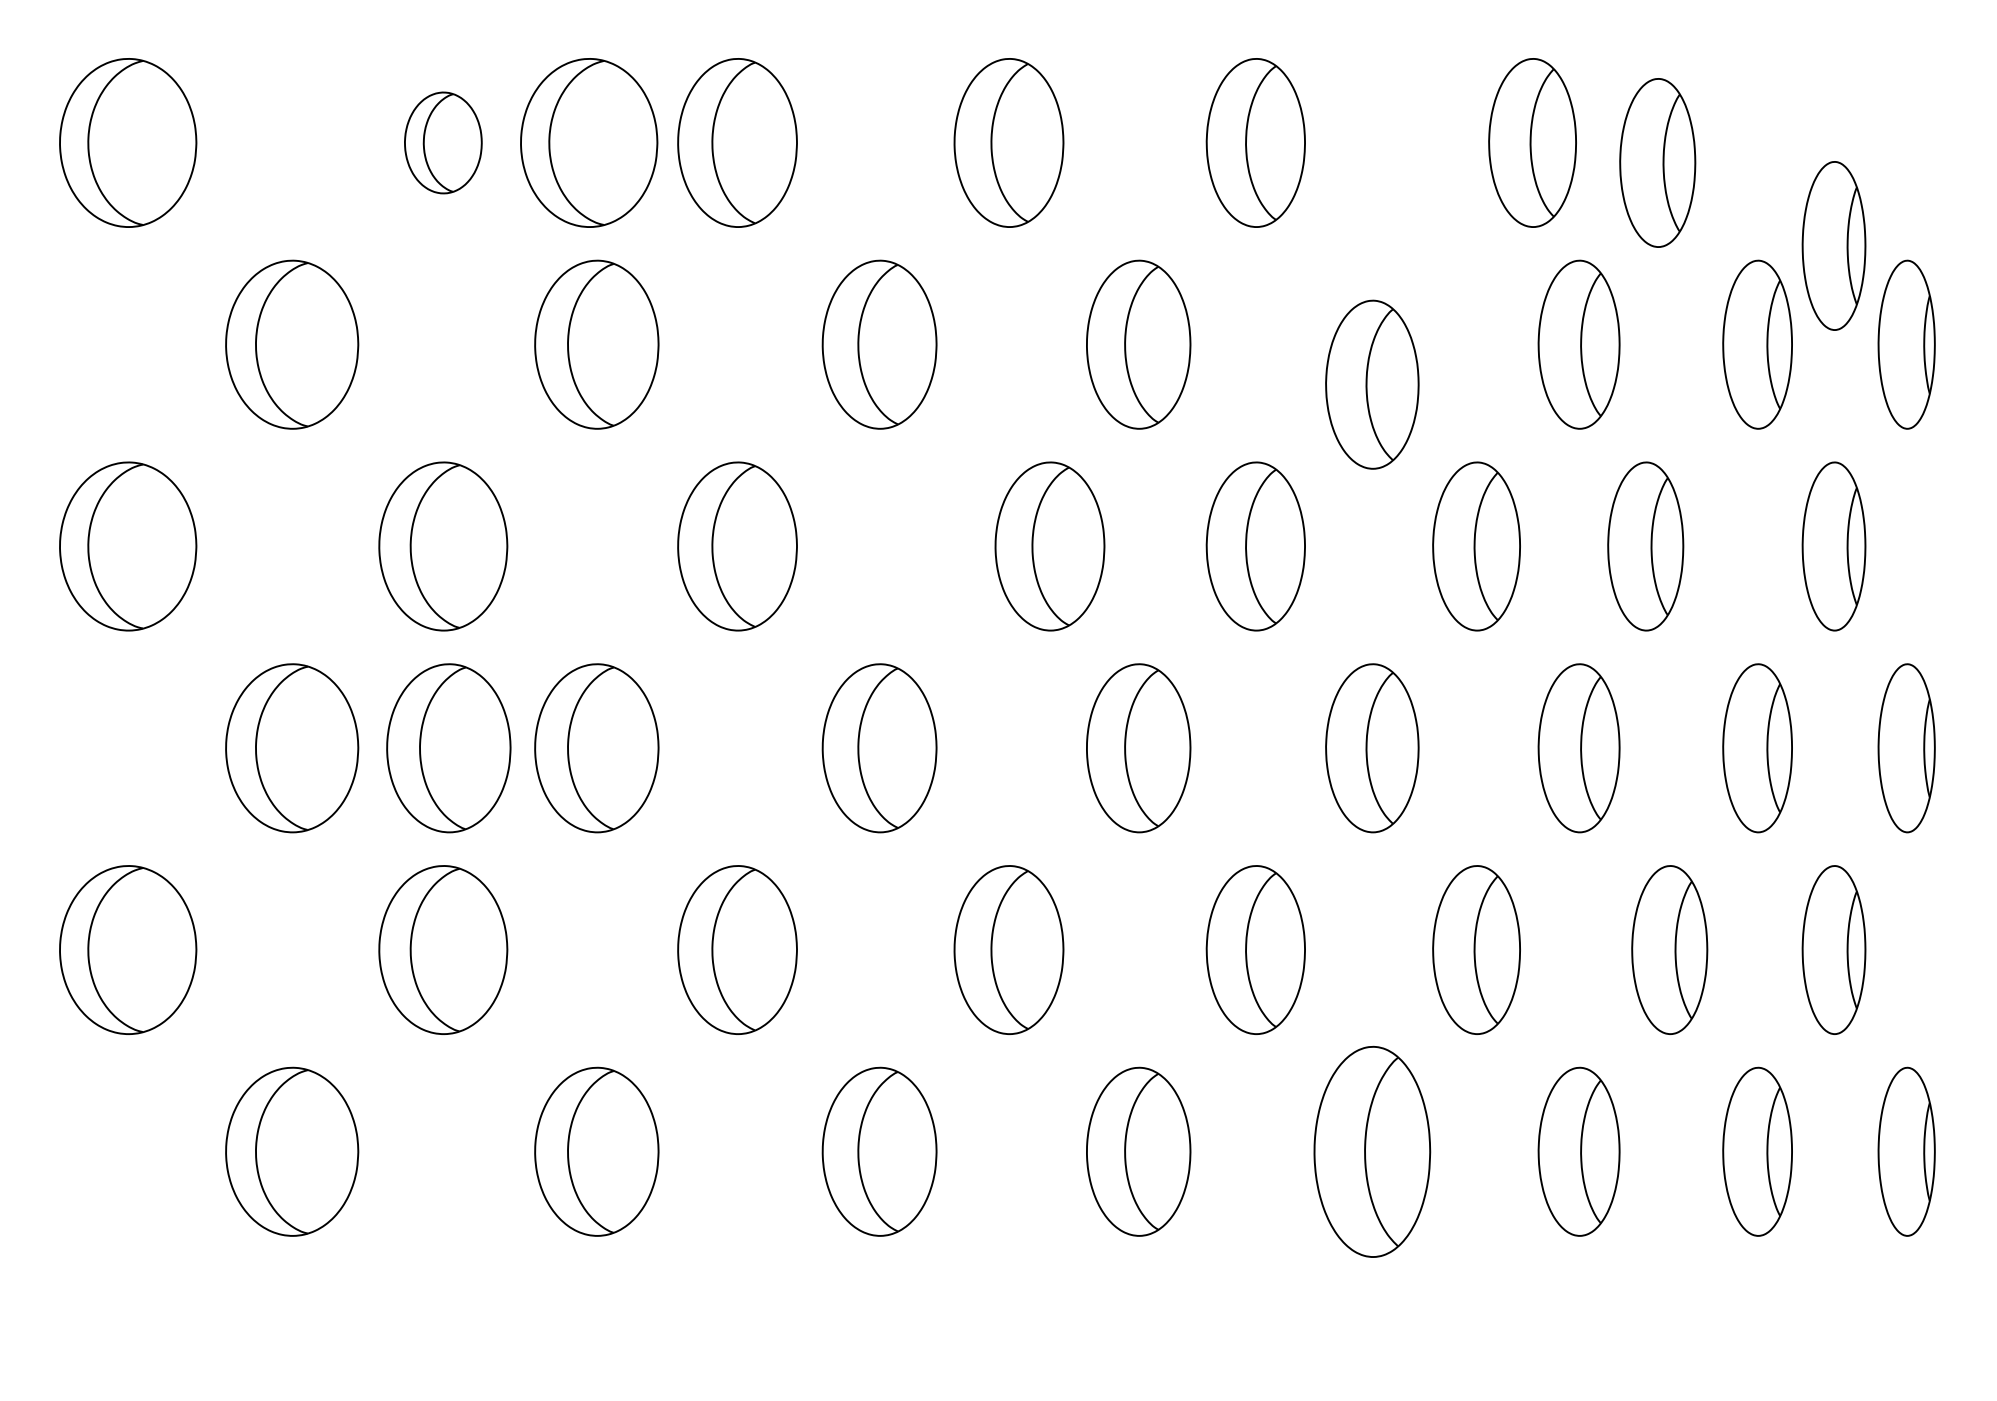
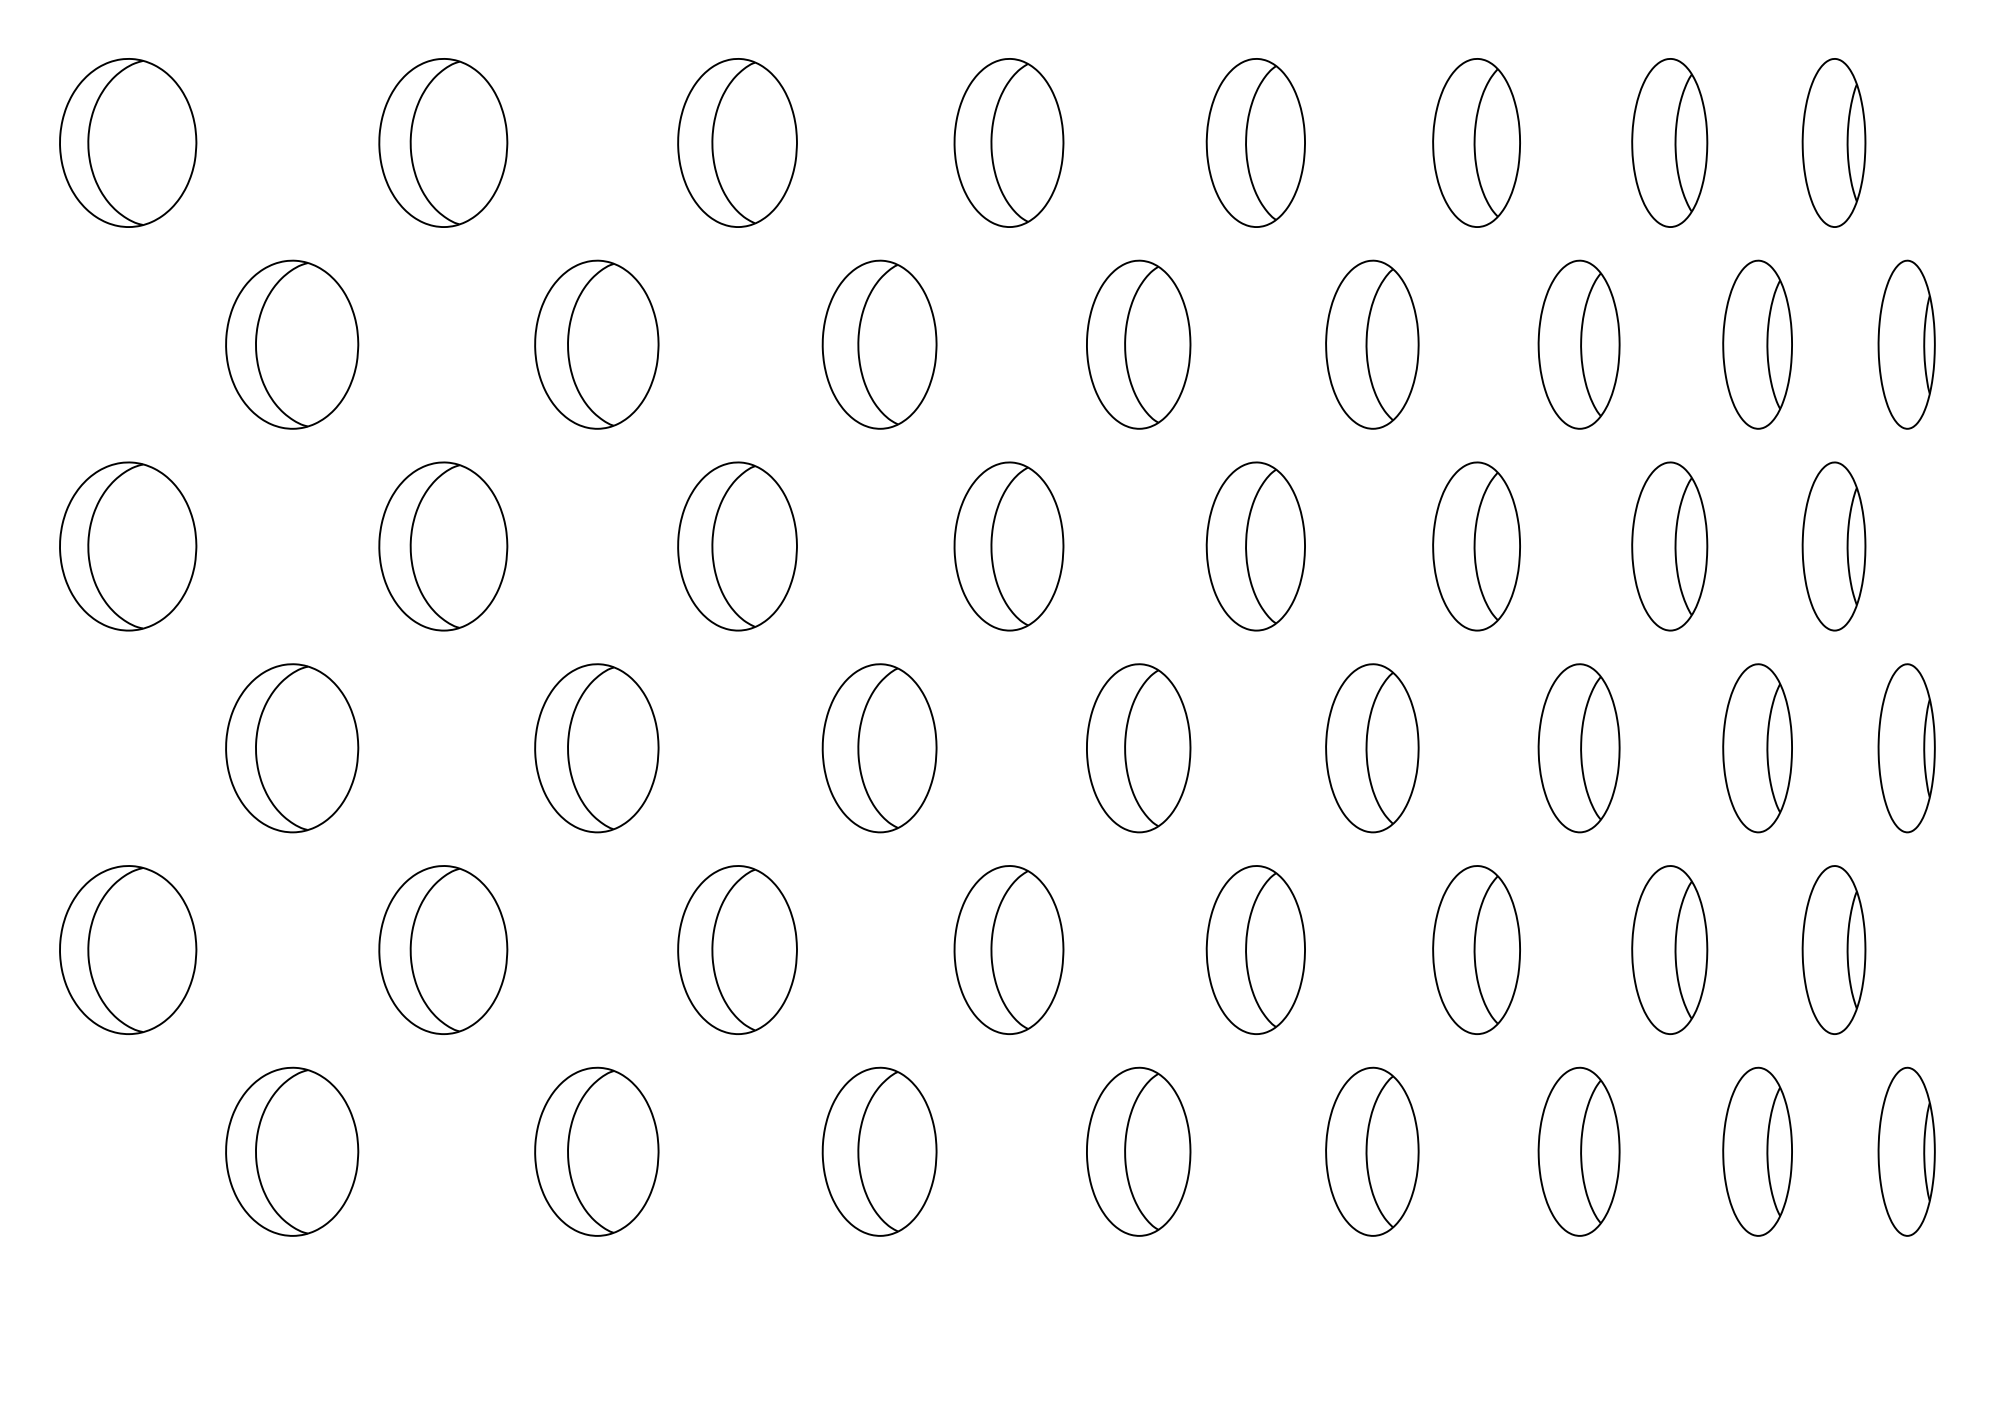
part size: 79x104 px -> 131x170 px (443, 142)
part: present -> none (589, 142)
part position: (1532, 142) -> (1476, 142) (1476, 142)
part position: (1657, 162) -> (1669, 142) (1669, 142)
part position: (1833, 245) -> (1833, 142) (1833, 142)
part position: (1372, 384) -> (1372, 344) (1372, 344)
part position: (1049, 546) -> (1008, 546) (1008, 546)
part position: (1645, 546) -> (1669, 546) (1669, 546)
part: present -> none (448, 748)
part size: 119x213 px -> 95x171 px (1372, 1151)
